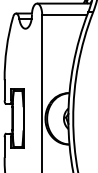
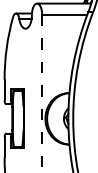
line: solid -> dashed (42, 93)
